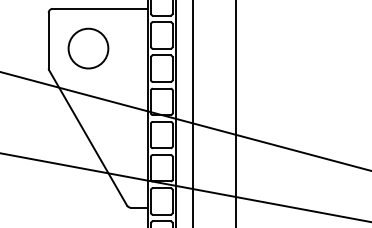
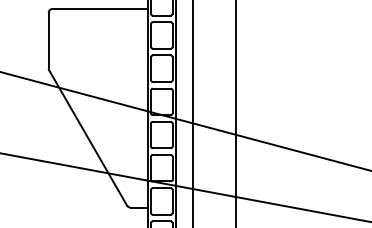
circle: present -> none (88, 48)
